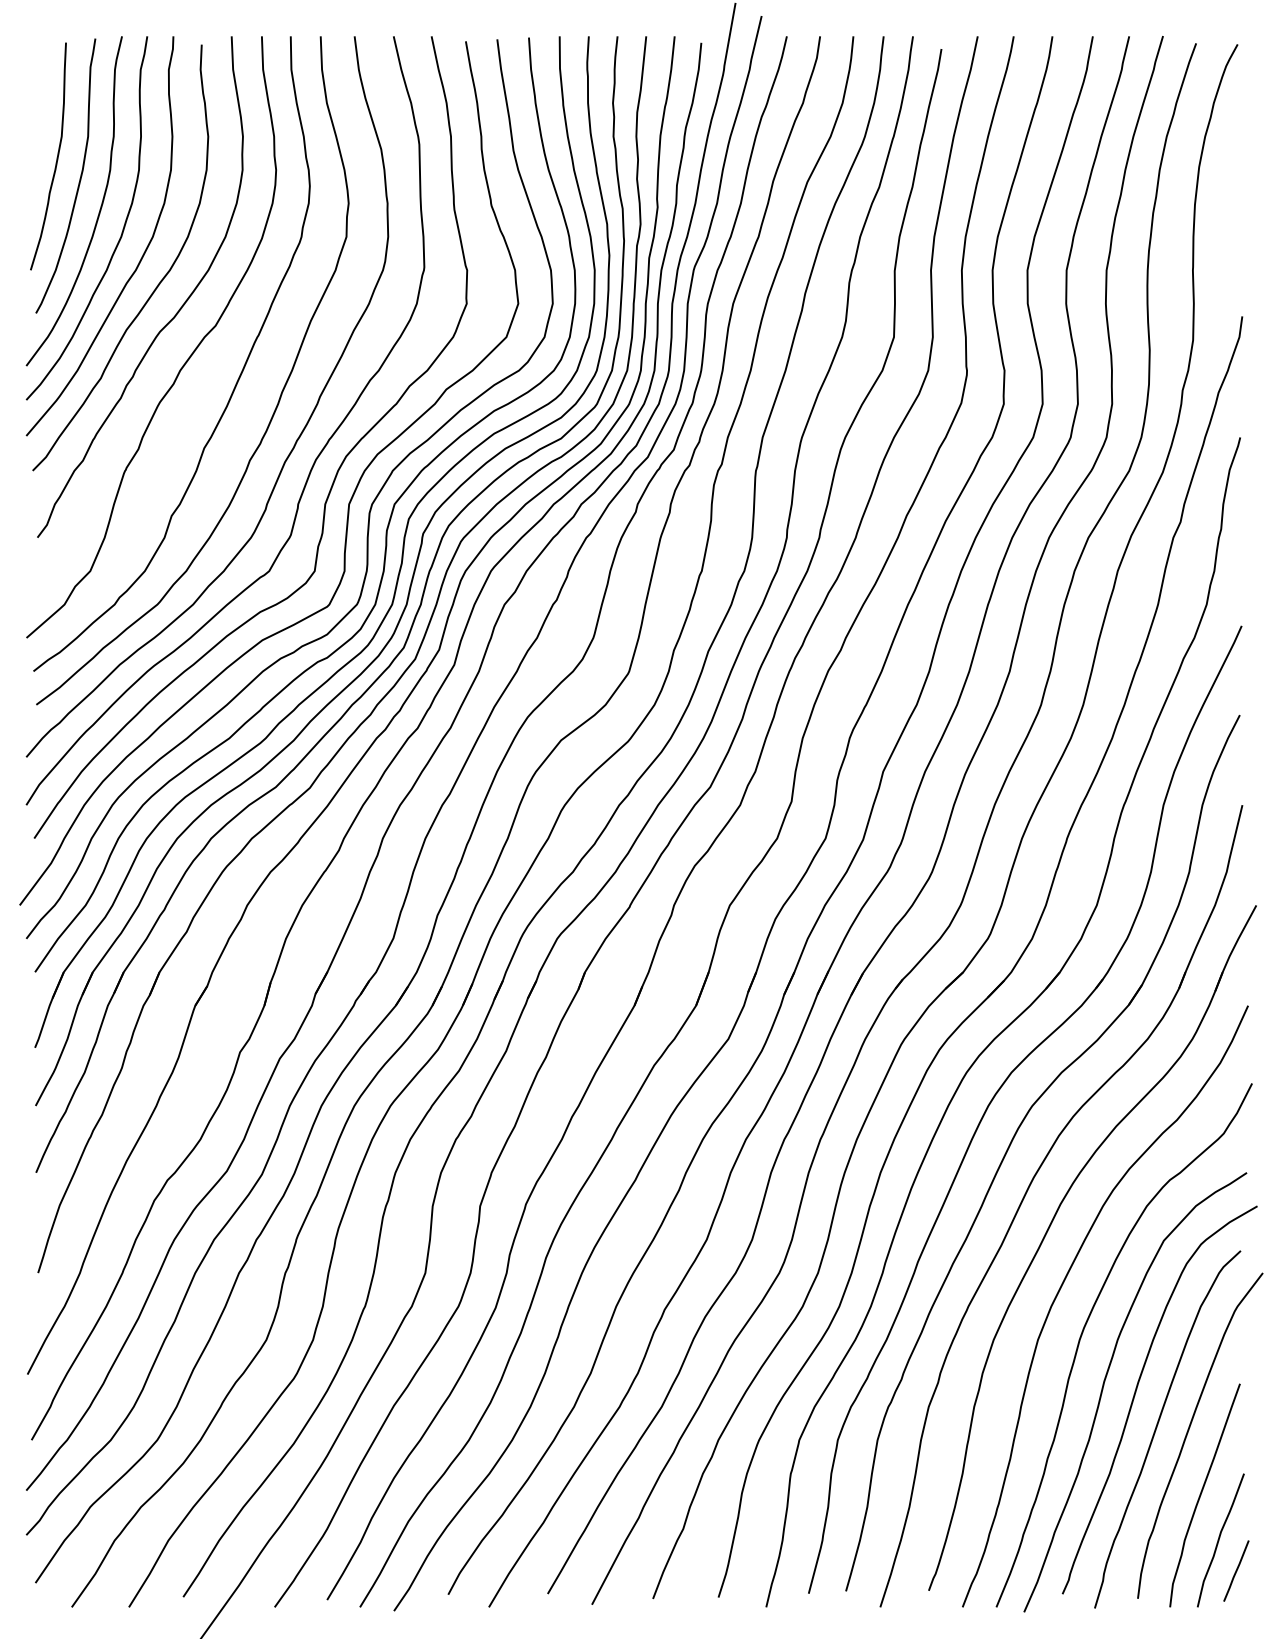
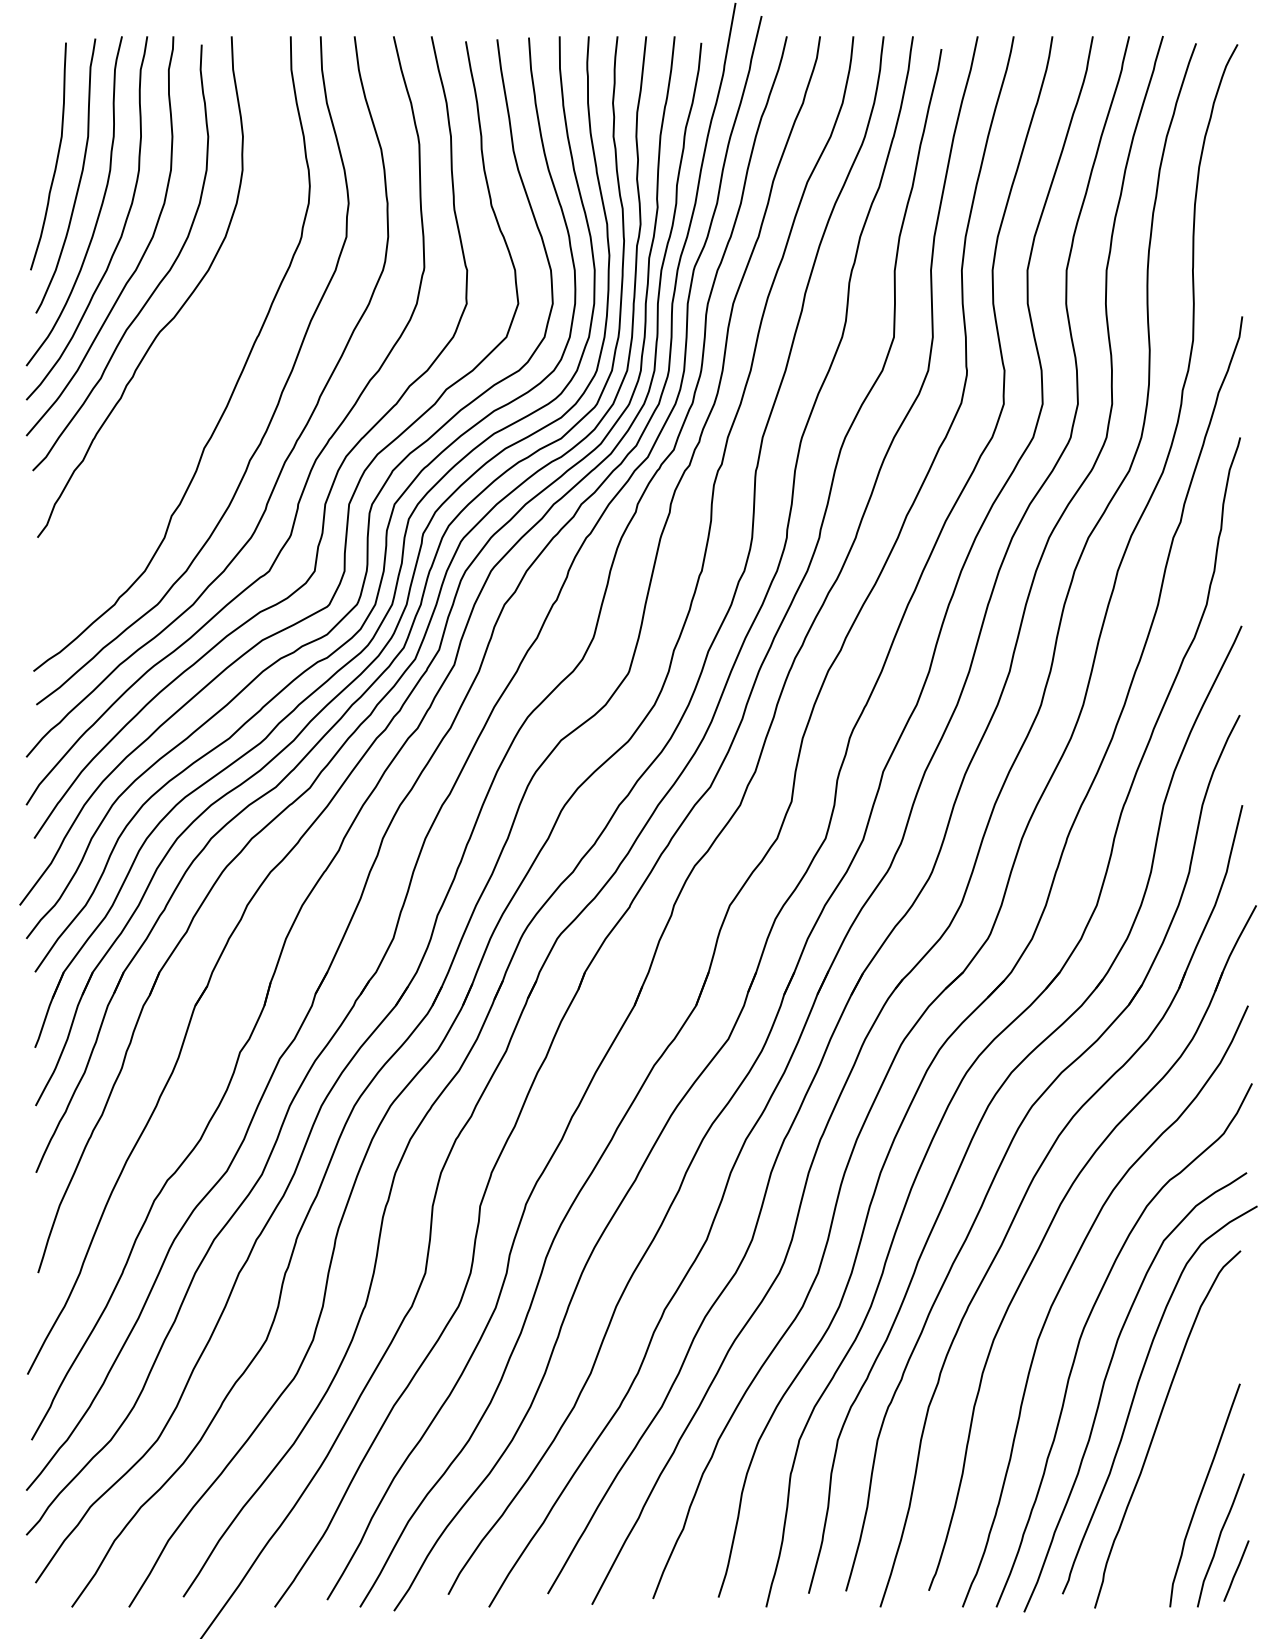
curve: present -> none (185, 361)
curve: present -> none (1189, 1430)
